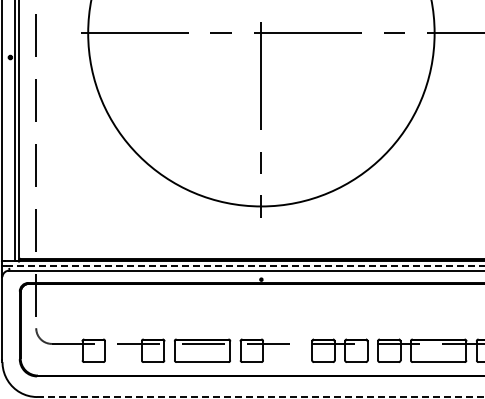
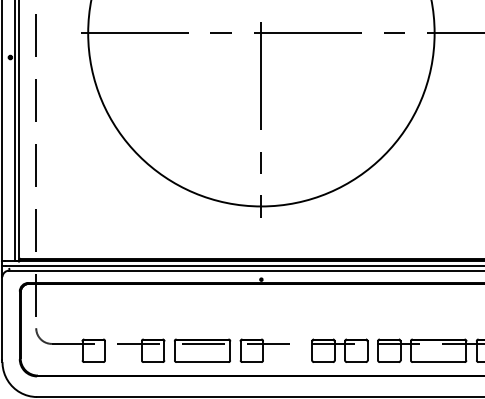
line: dashed -> solid (245, 265)
line: dashed -> solid (260, 397)
